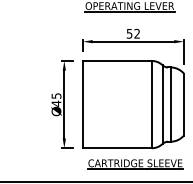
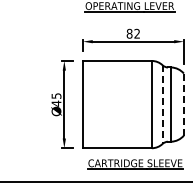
text: 52 -> 82 (129, 33)
line: solid -> dashed (162, 105)
line: solid -> dashed (183, 105)
